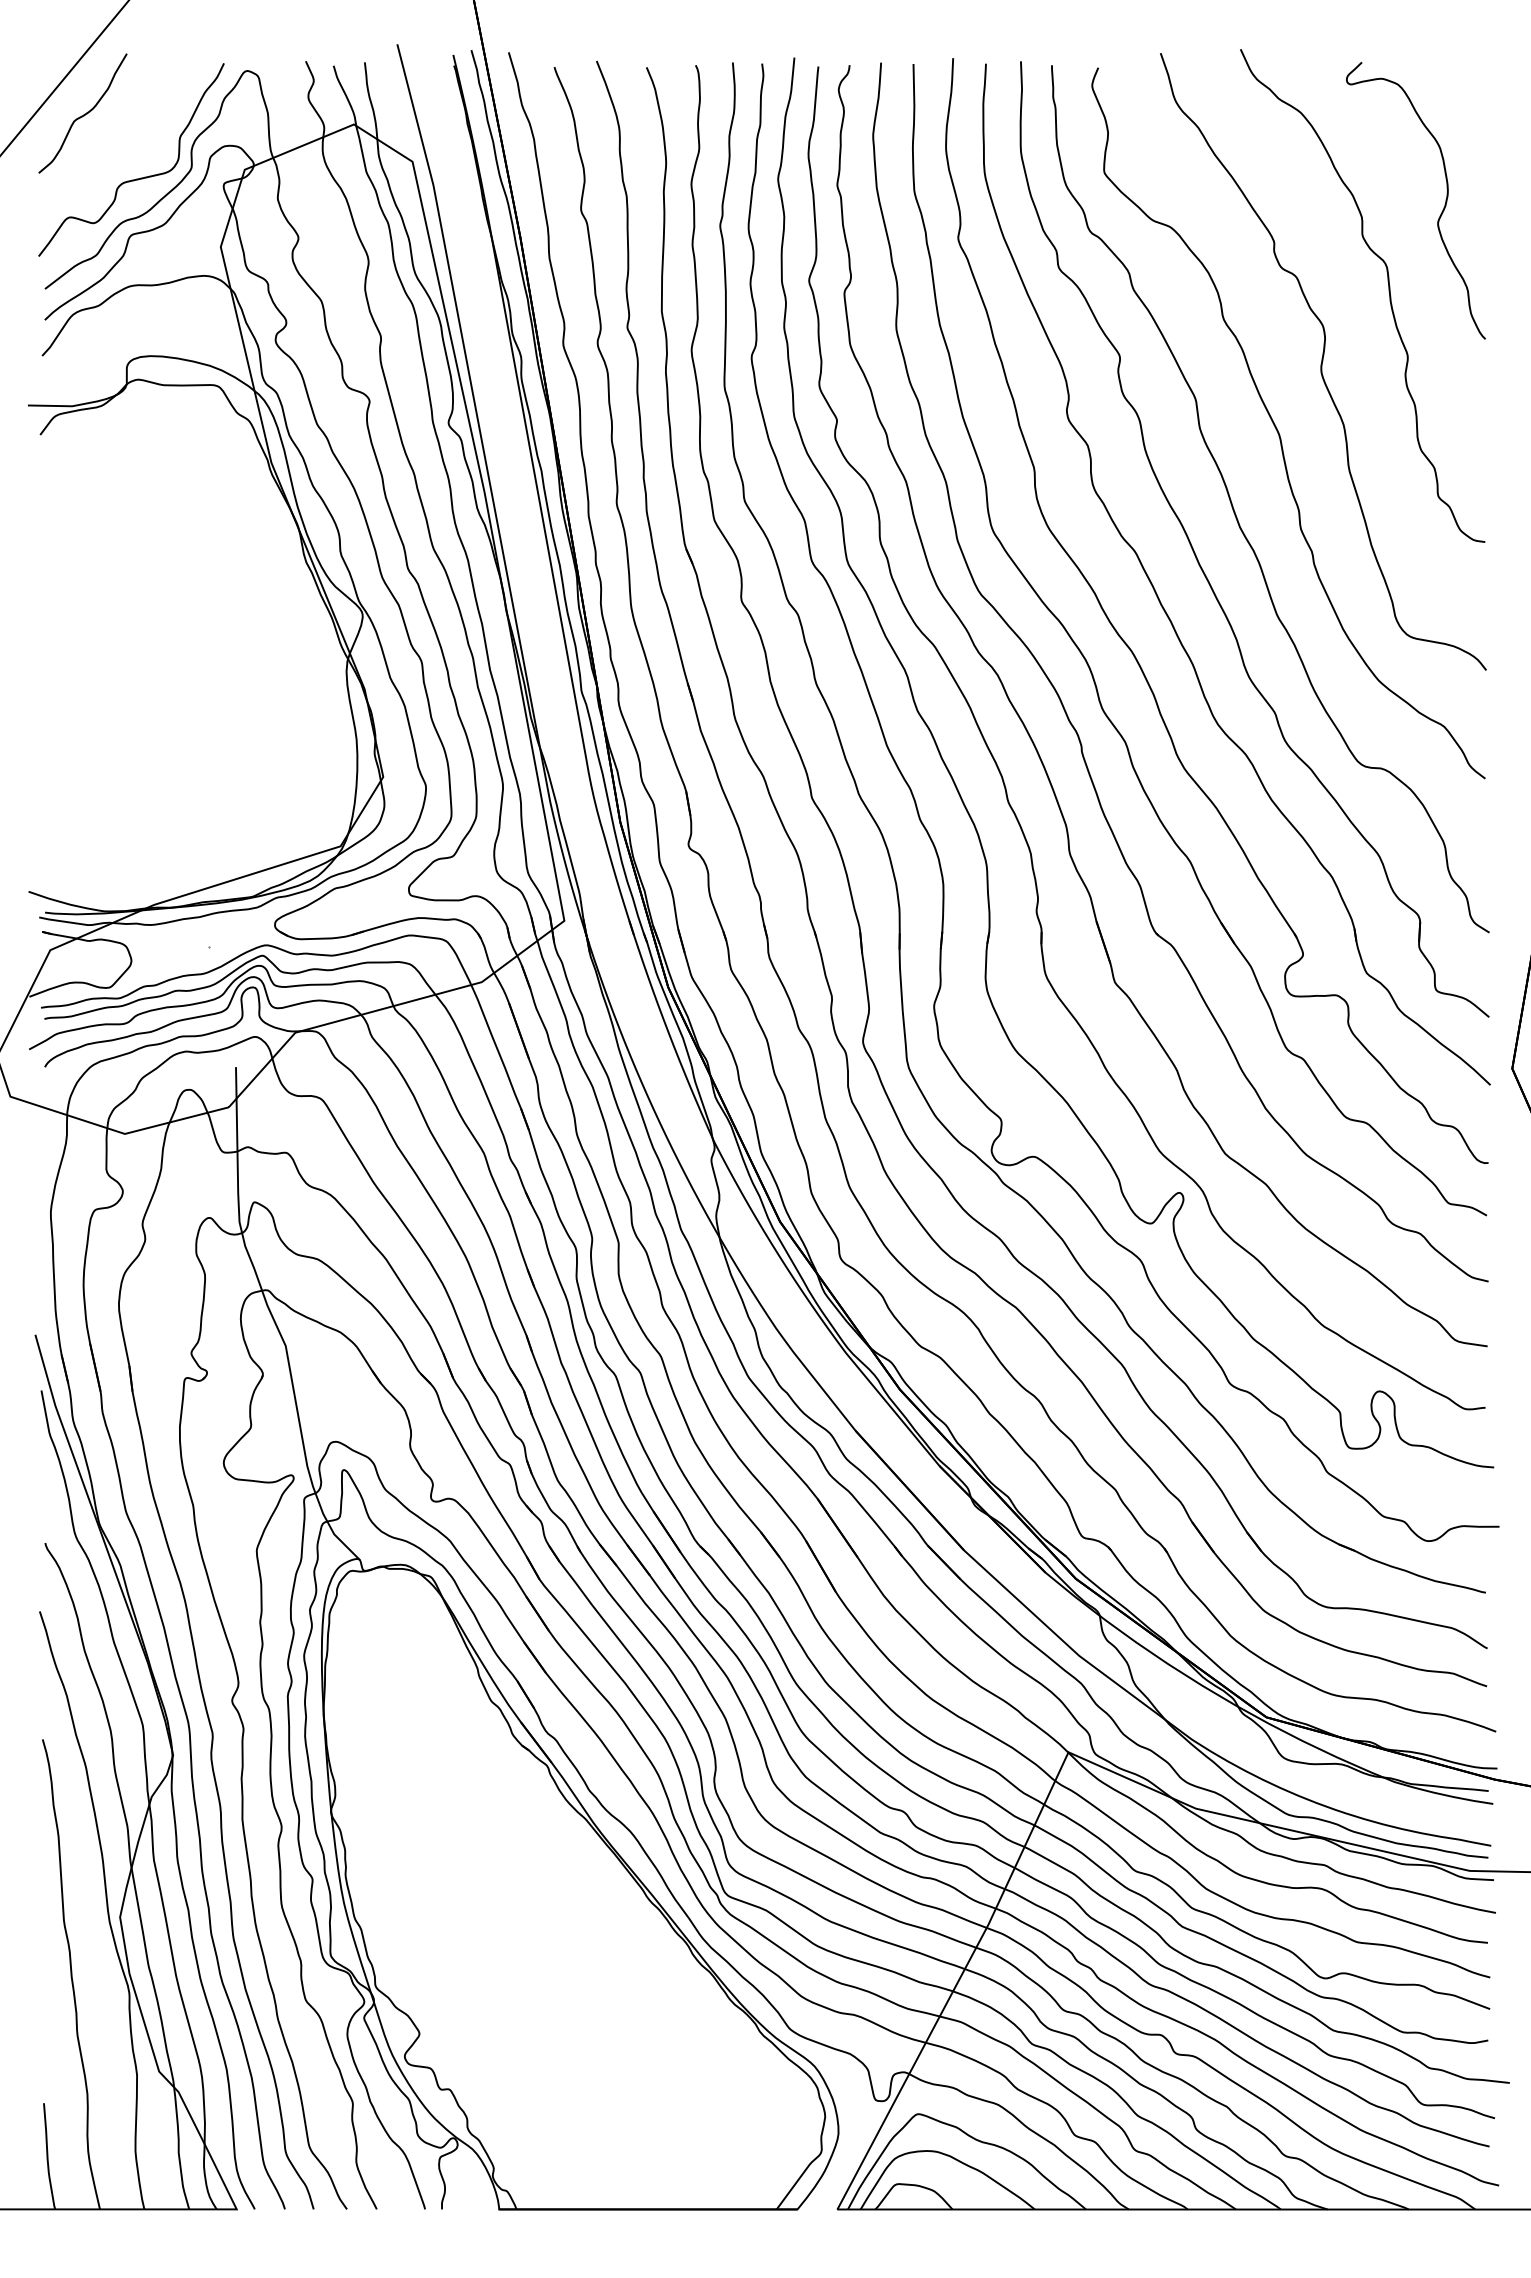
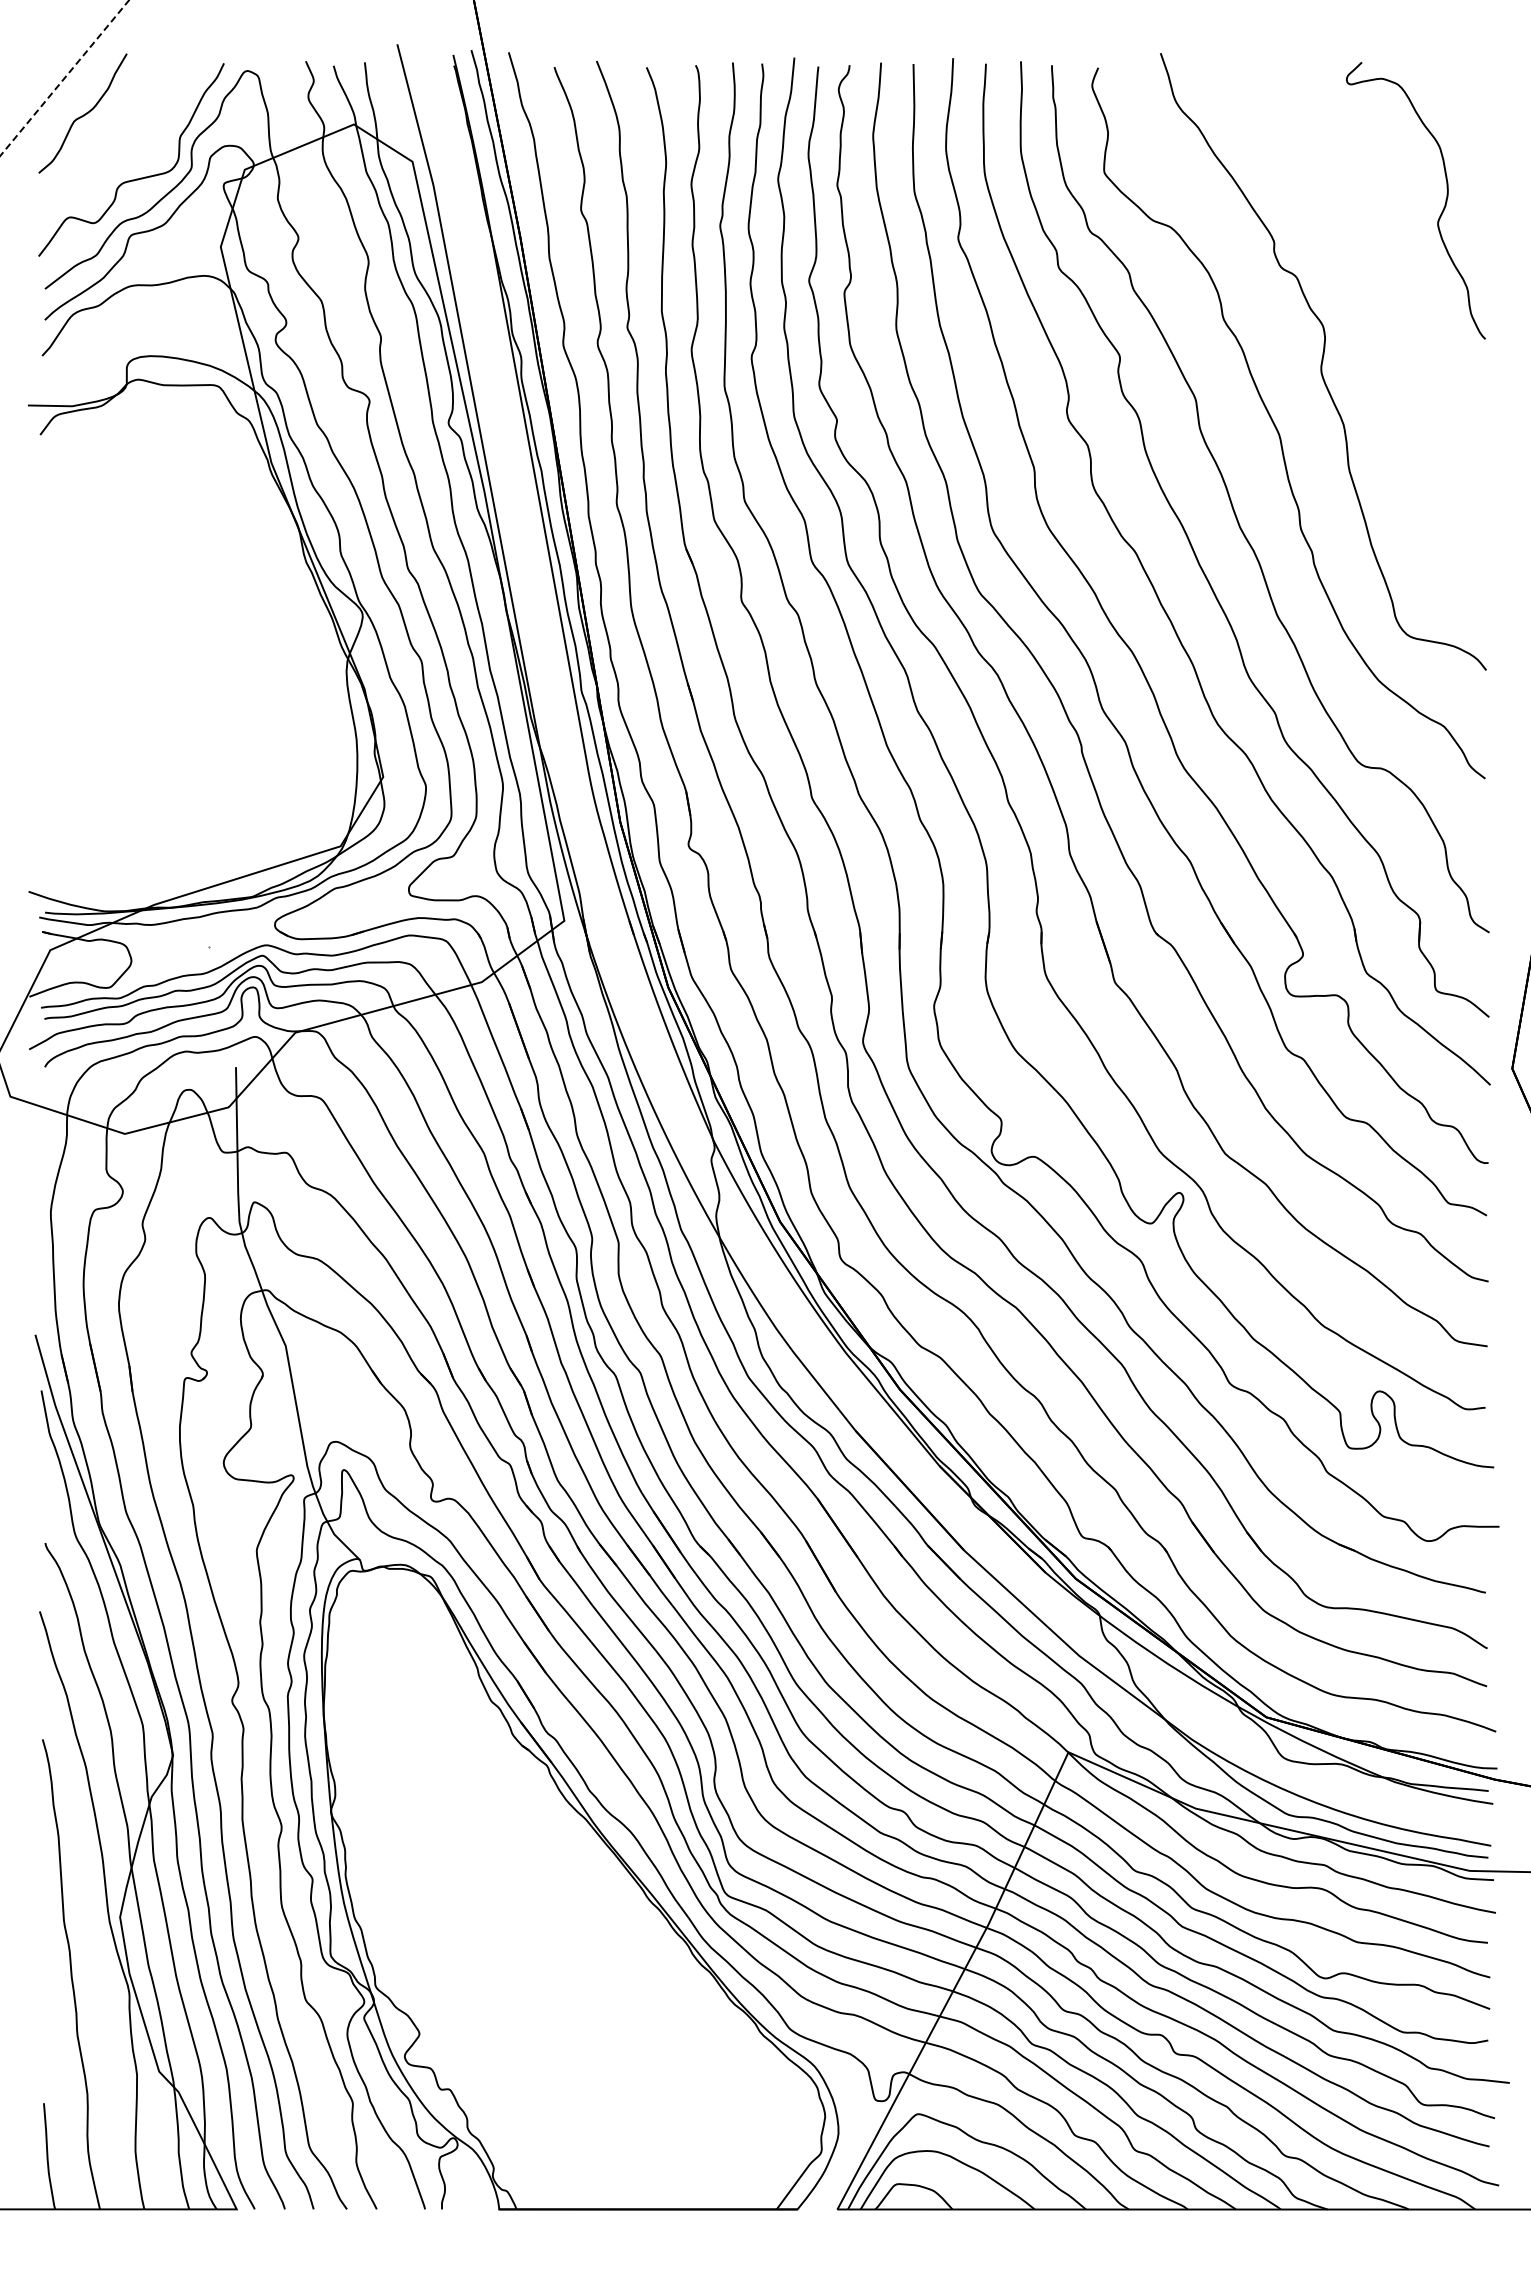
line: solid -> dashed (64, 77)
curve: present -> none (1388, 292)
